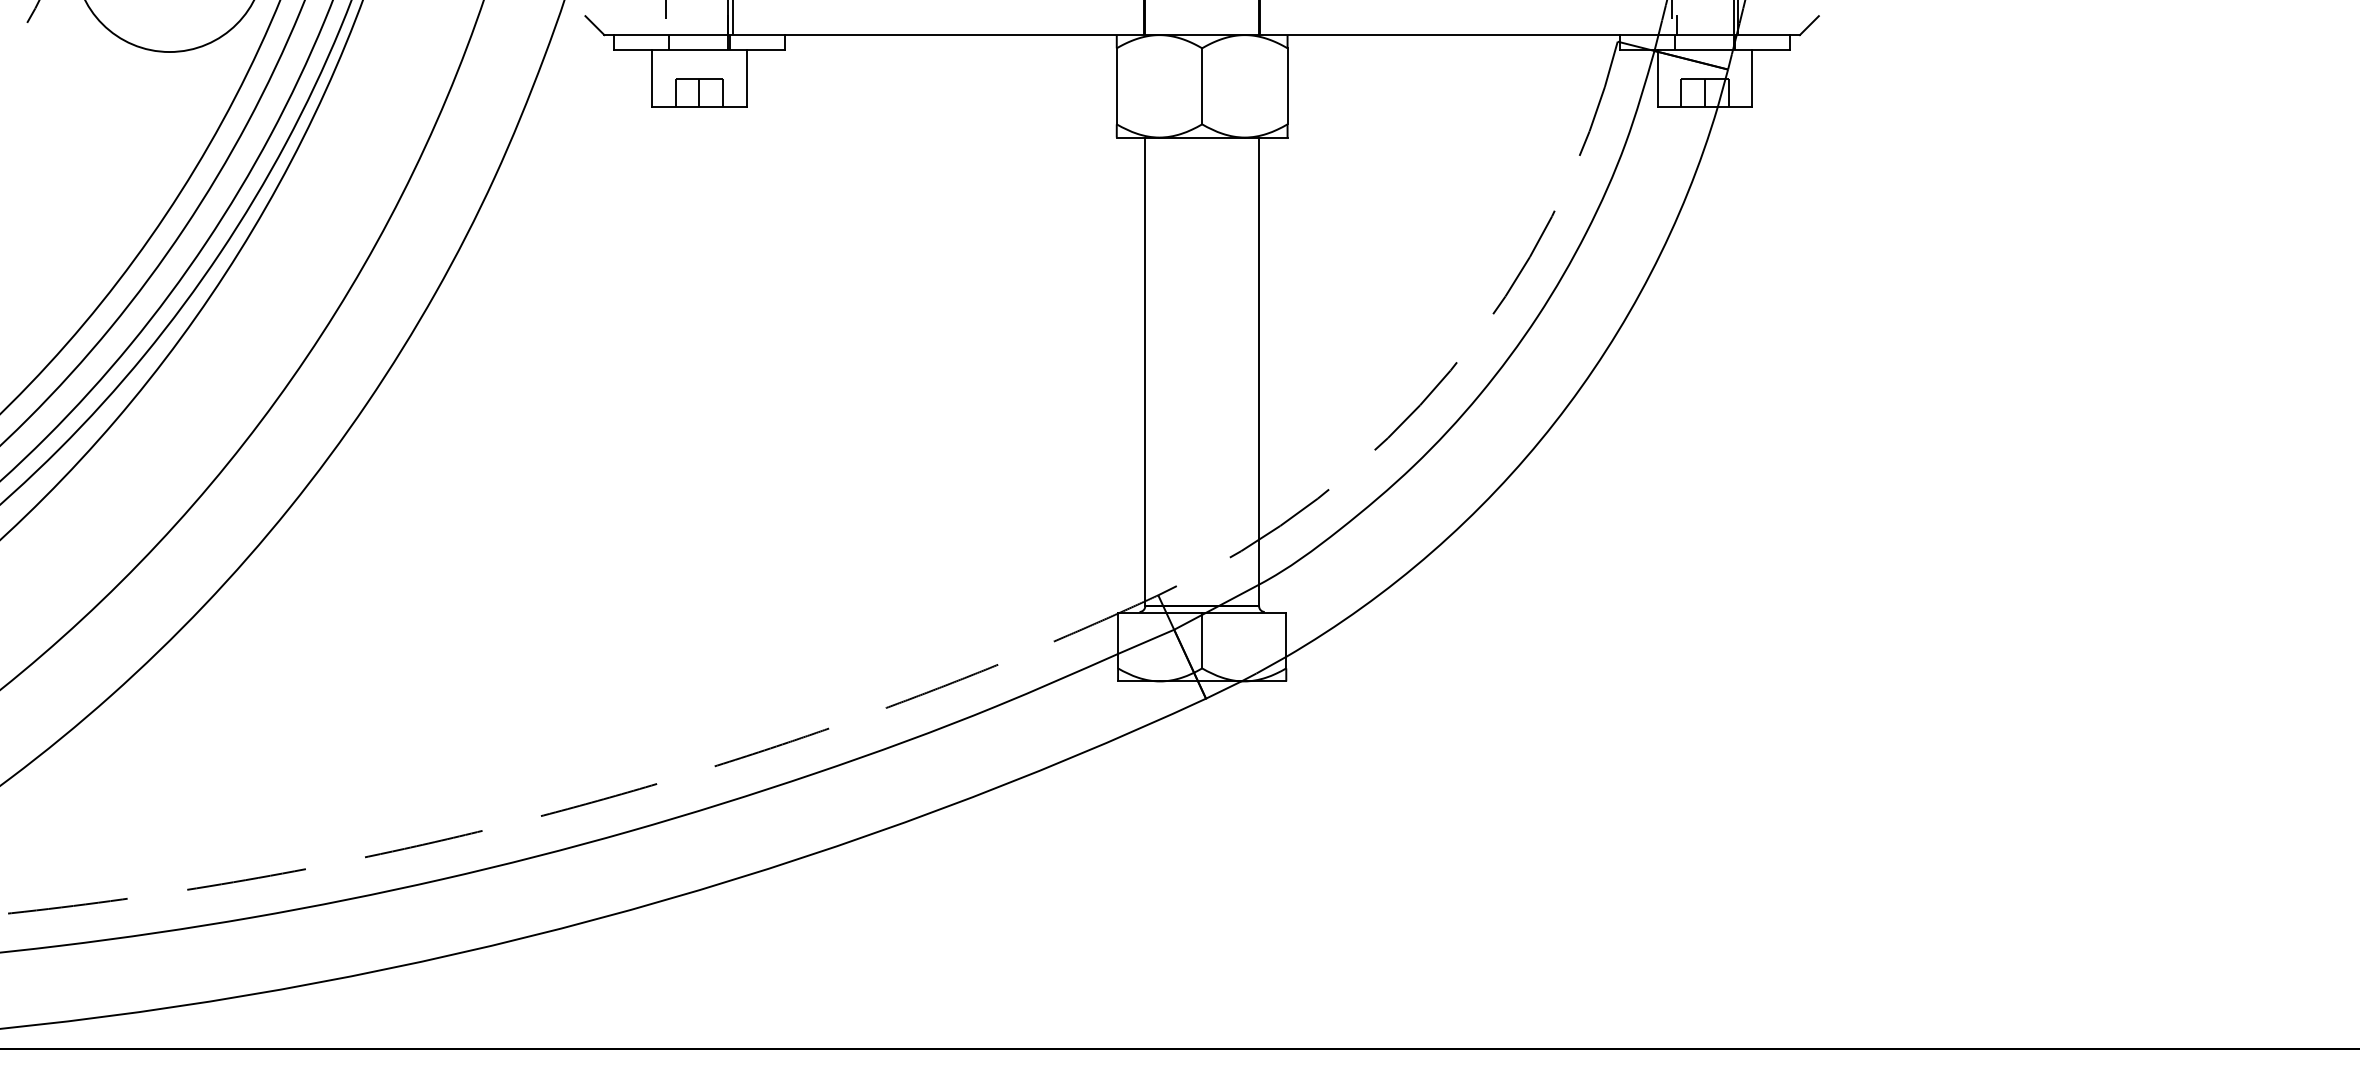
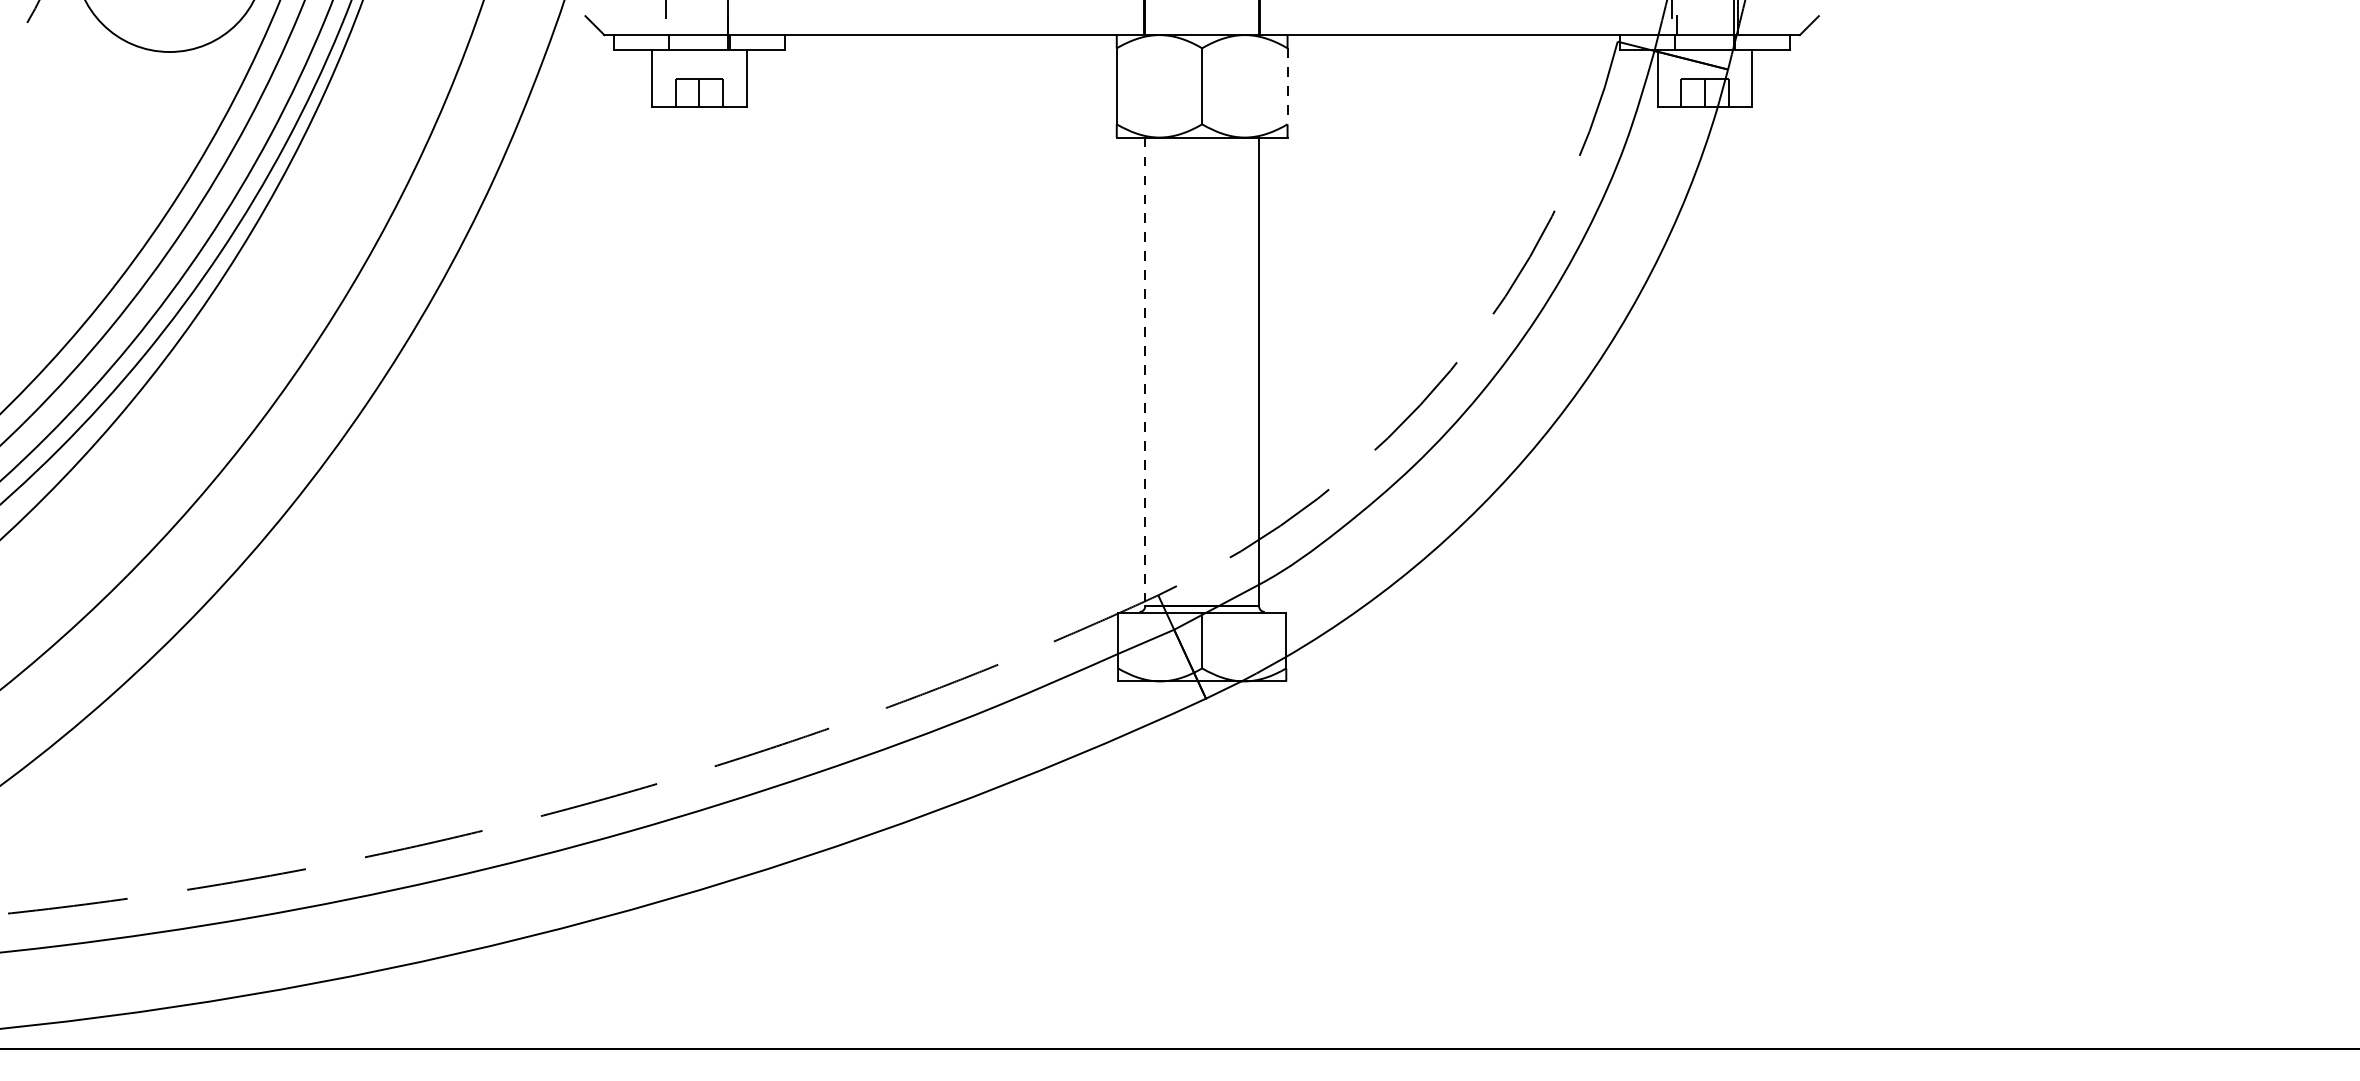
line: present -> none (732, 18)
line: solid -> dashed (1287, 86)
line: solid -> dashed (1145, 372)
